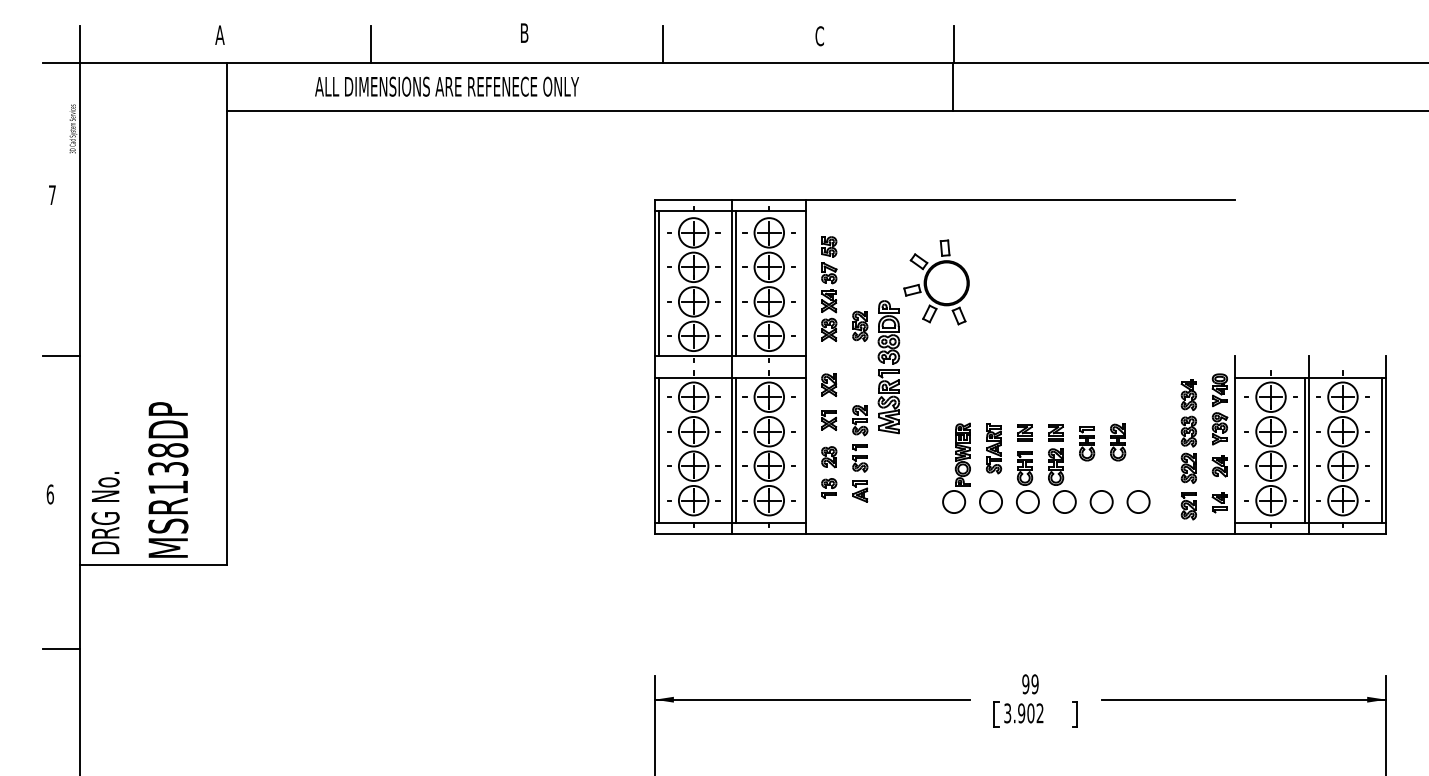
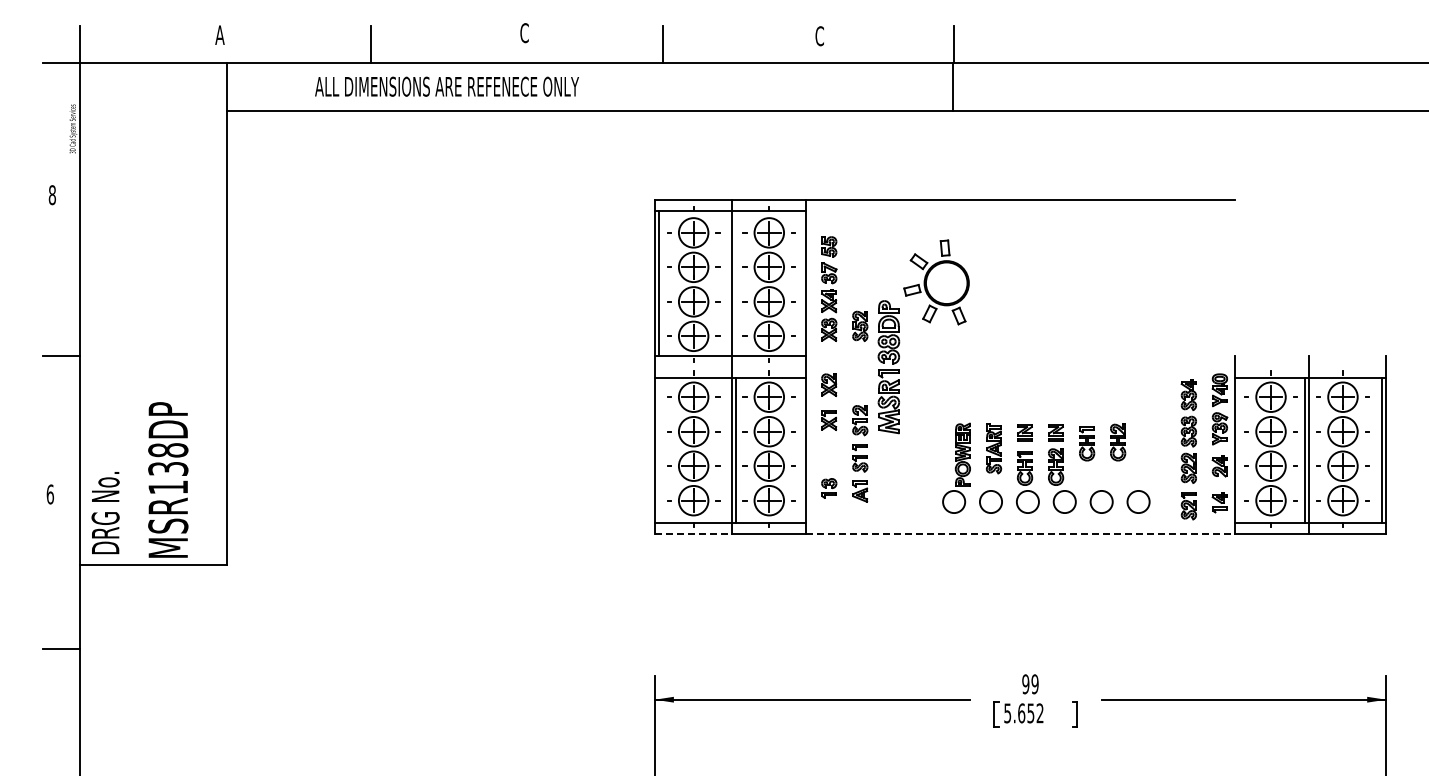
text: B -> C (524, 33)
text: 7 -> 8 (51, 195)
line: present -> none (736, 282)
line: present -> none (658, 449)
part: present -> none (829, 457)
line: solid -> dashed (693, 533)
line: solid -> dashed (1021, 533)
text: 3.902 -> 5.652 (1019, 713)
